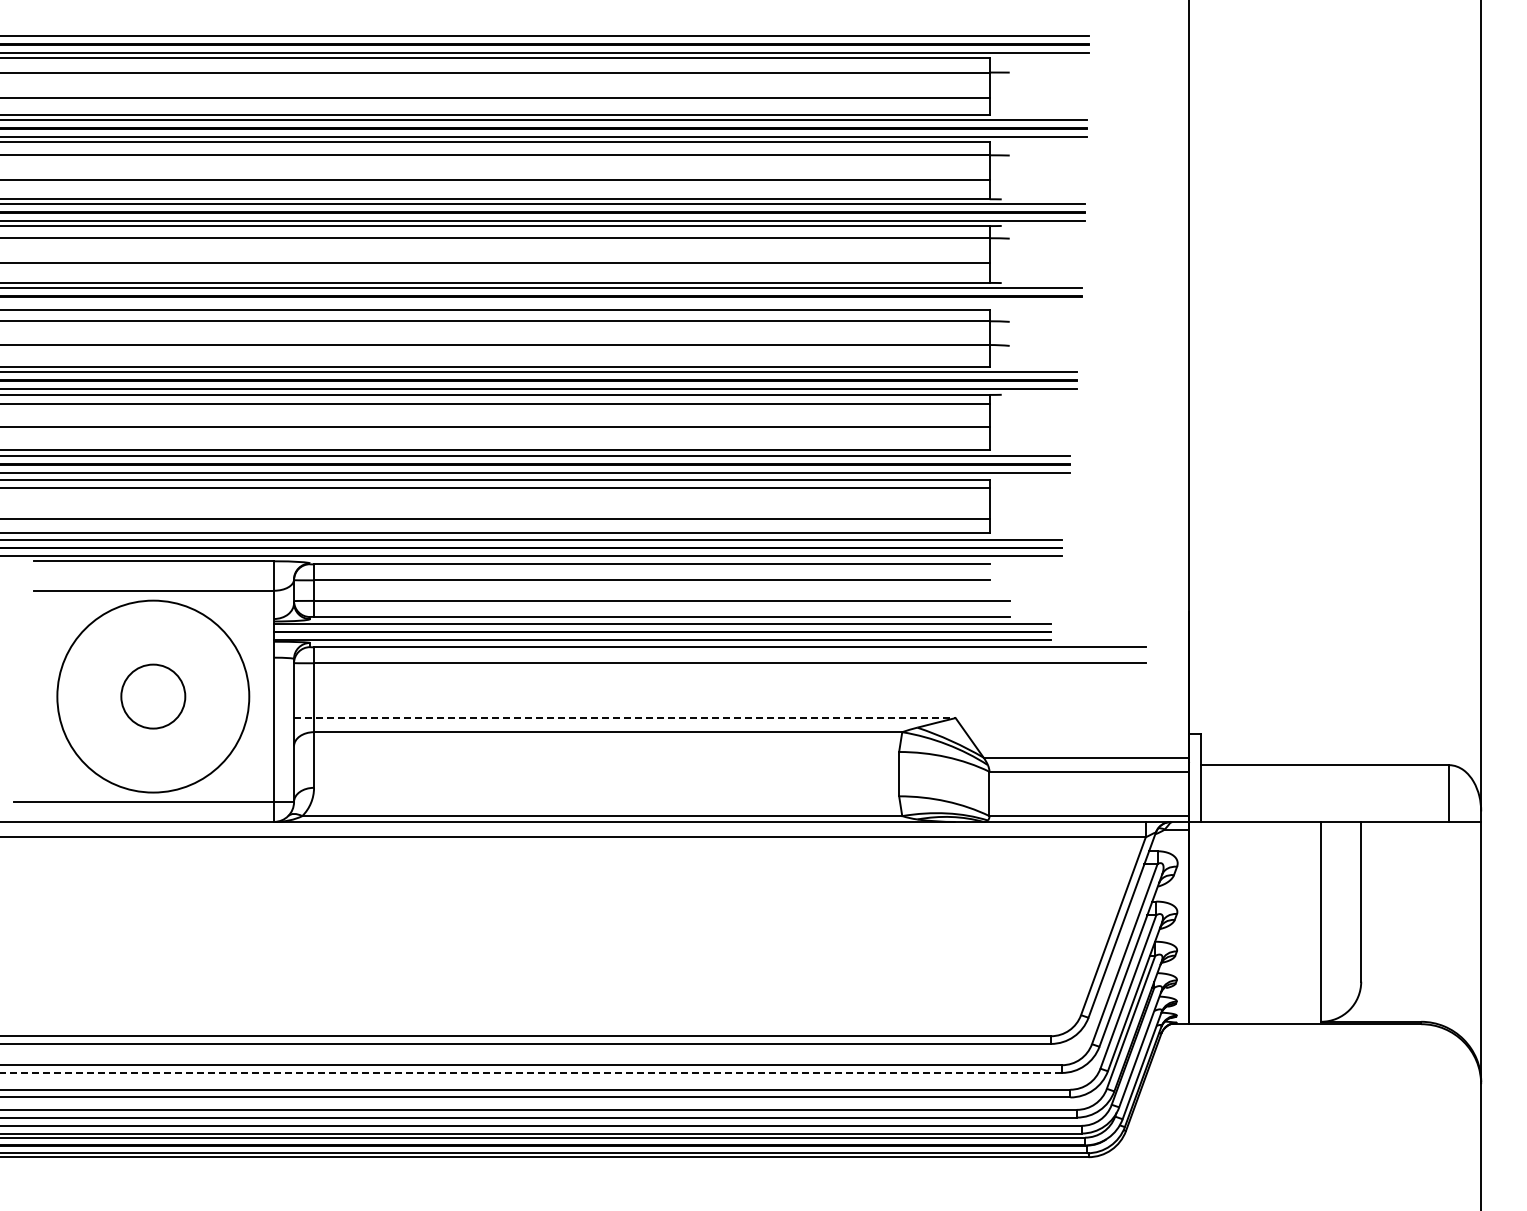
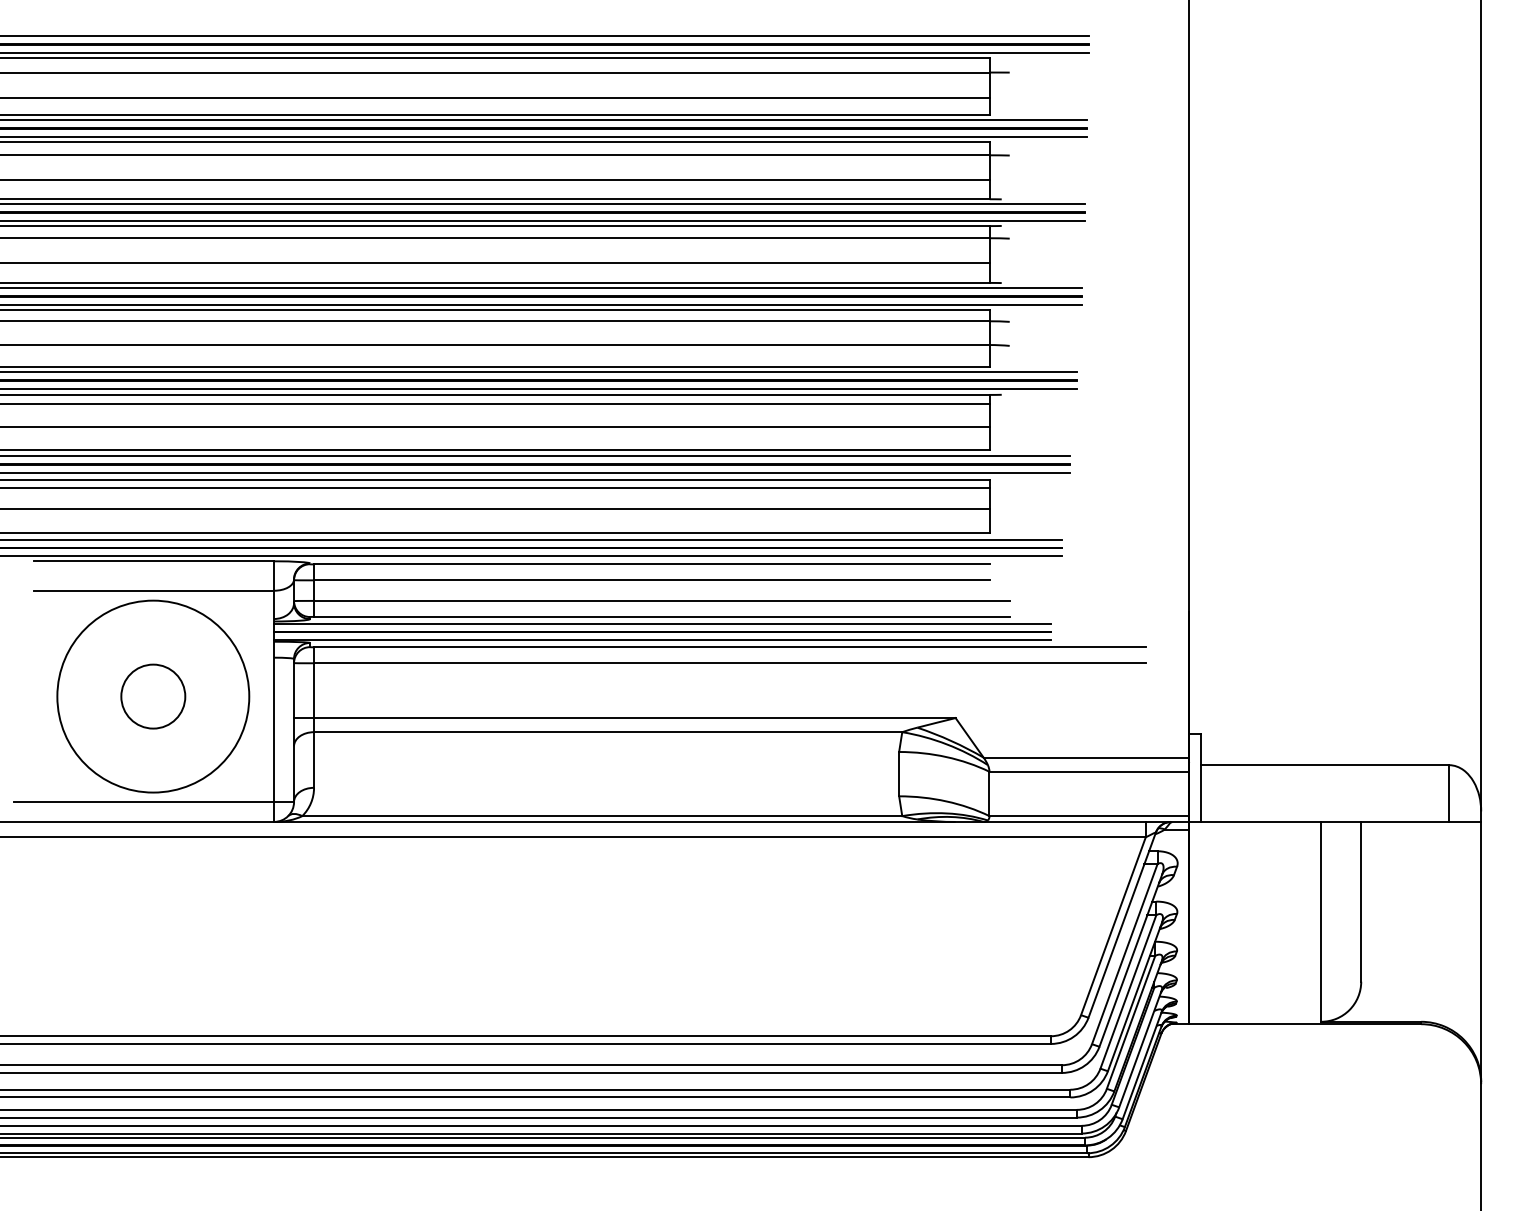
line: none -> present (541, 304)
line position: (495, 519) -> (495, 509) (495, 509)
line: dashed -> solid (624, 718)
line: dashed -> solid (531, 1072)
